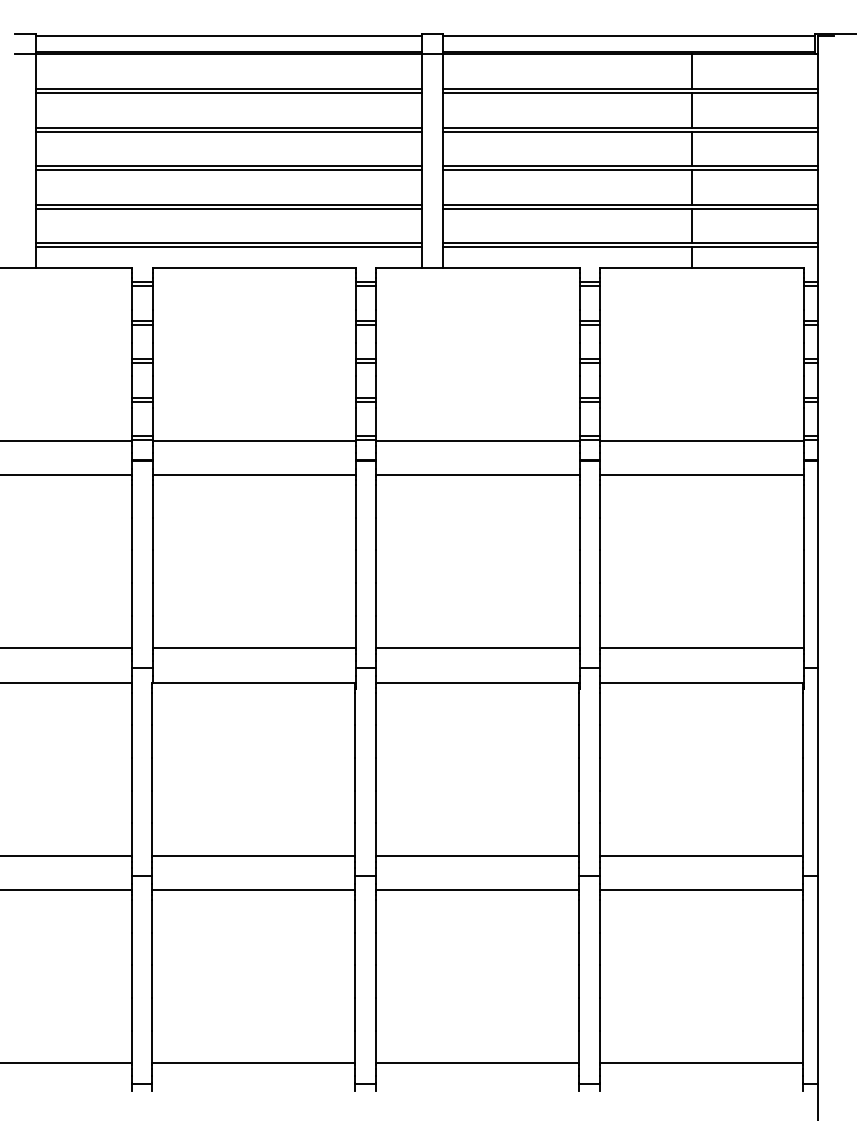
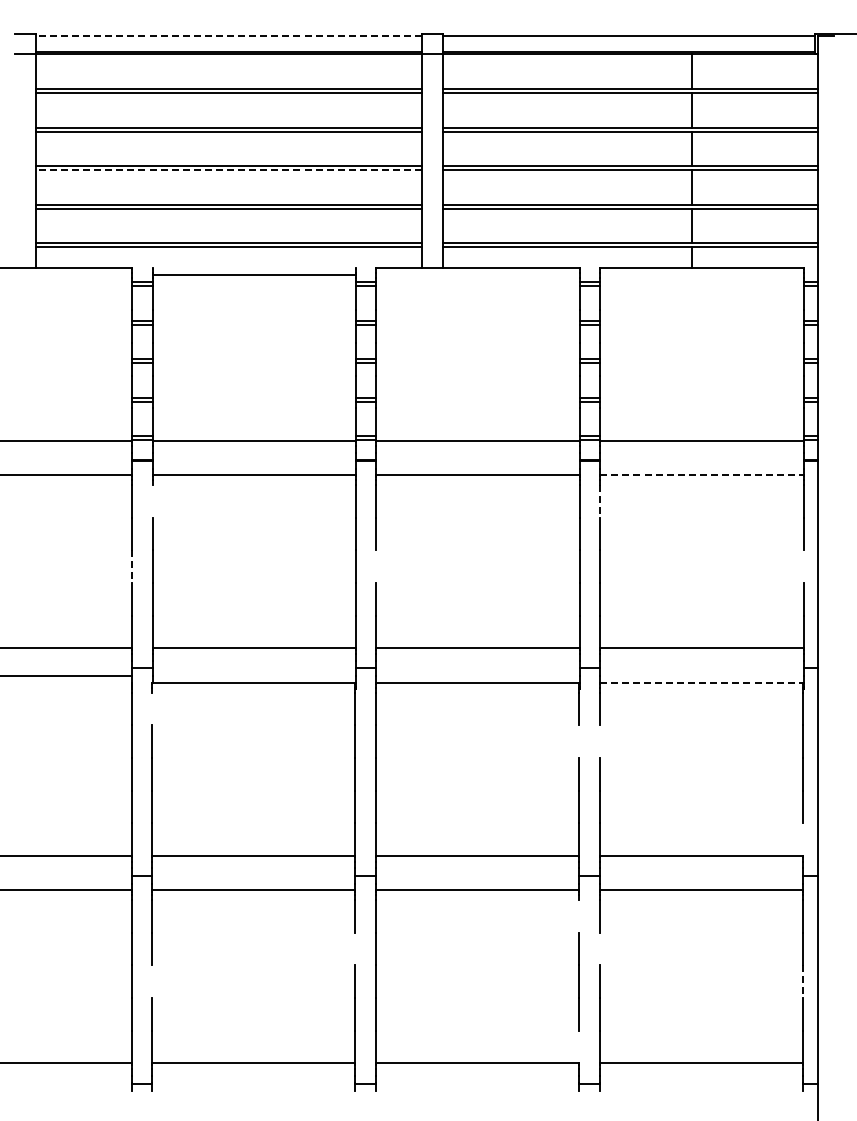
line: solid -> dashed (228, 35)
line: solid -> dashed (228, 170)
line position: (254, 267) -> (254, 274) (254, 274)
line: solid -> dashed (701, 475)
line: present -> none (152, 501)
line: solid -> dashed (600, 501)
line: present -> none (376, 566)
line: present -> none (803, 566)
line: solid -> dashed (132, 567)
line position: (66, 682) -> (66, 675) (66, 675)
line: solid -> dashed (701, 682)
line: present -> none (151, 708)
line: present -> none (579, 741)
line: present -> none (599, 741)
line: present -> none (803, 839)
line: present -> none (579, 916)
line: present -> none (355, 948)
line: present -> none (599, 948)
line: present -> none (151, 981)
line: solid -> dashed (803, 982)
line: present -> none (579, 1046)
